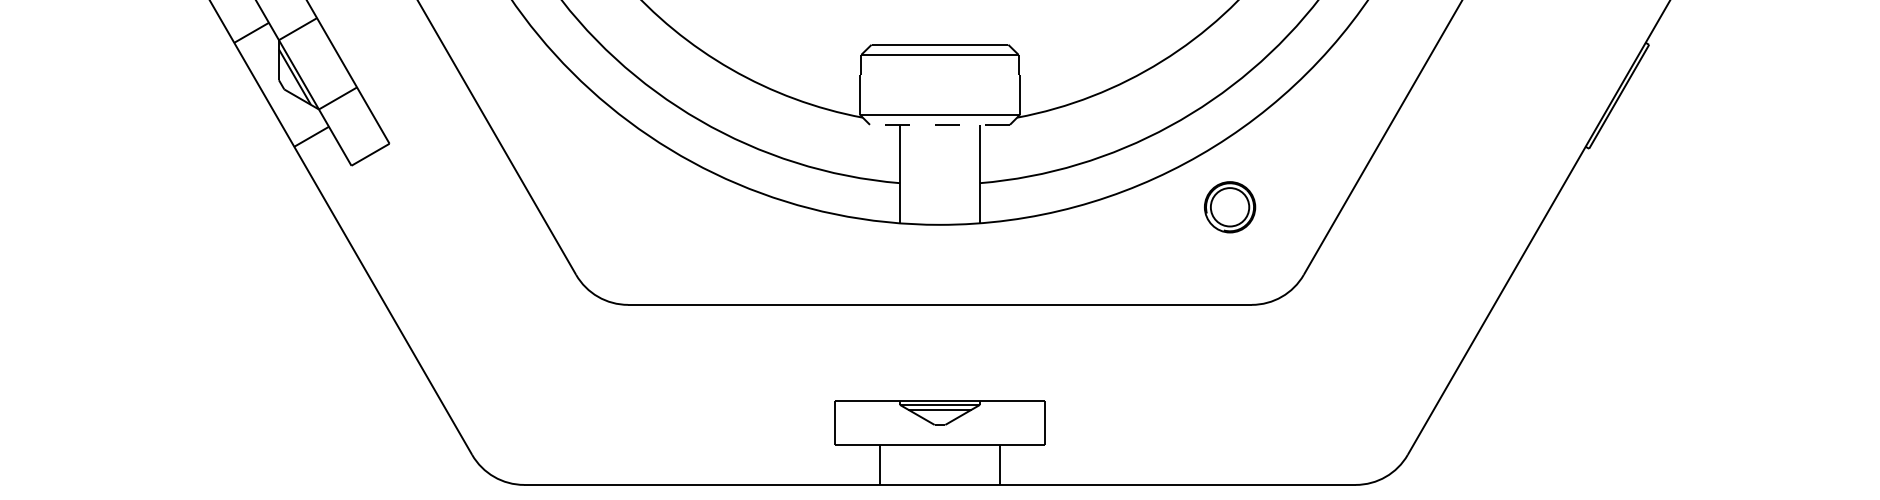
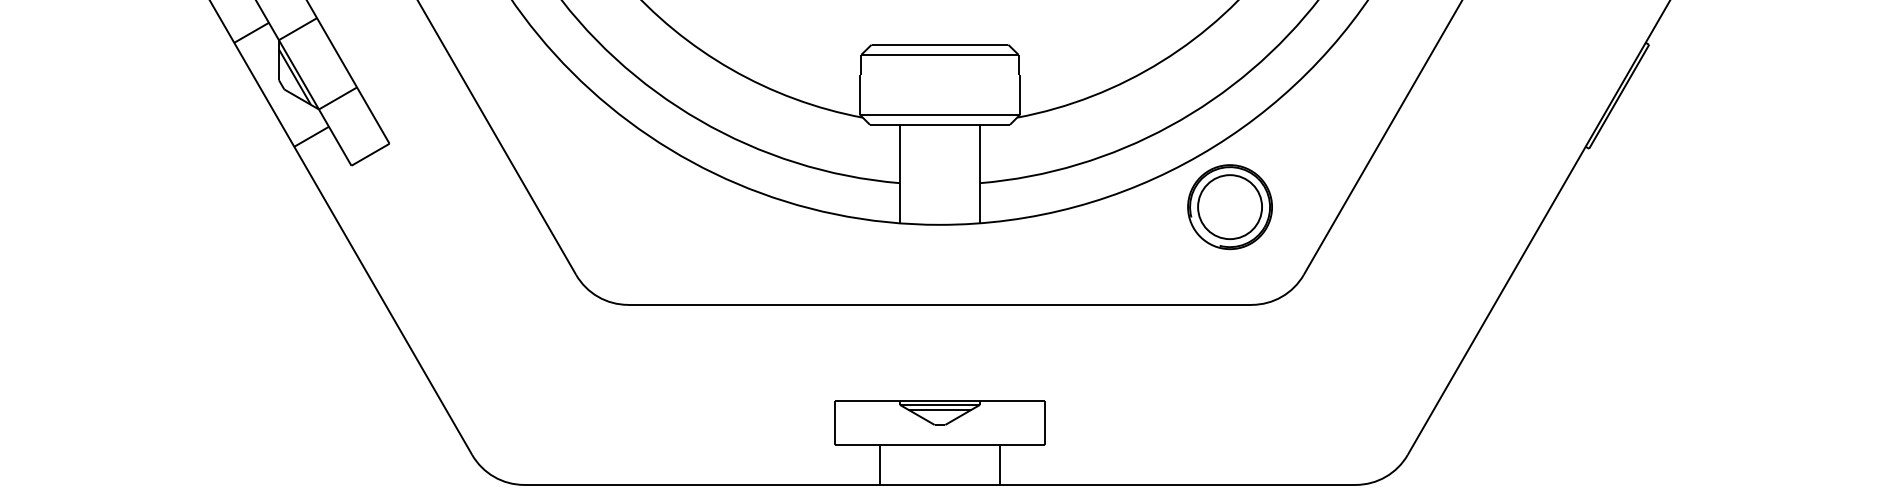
line: dashed -> solid (939, 124)
part size: 53x53 px -> 86x87 px (1229, 207)
